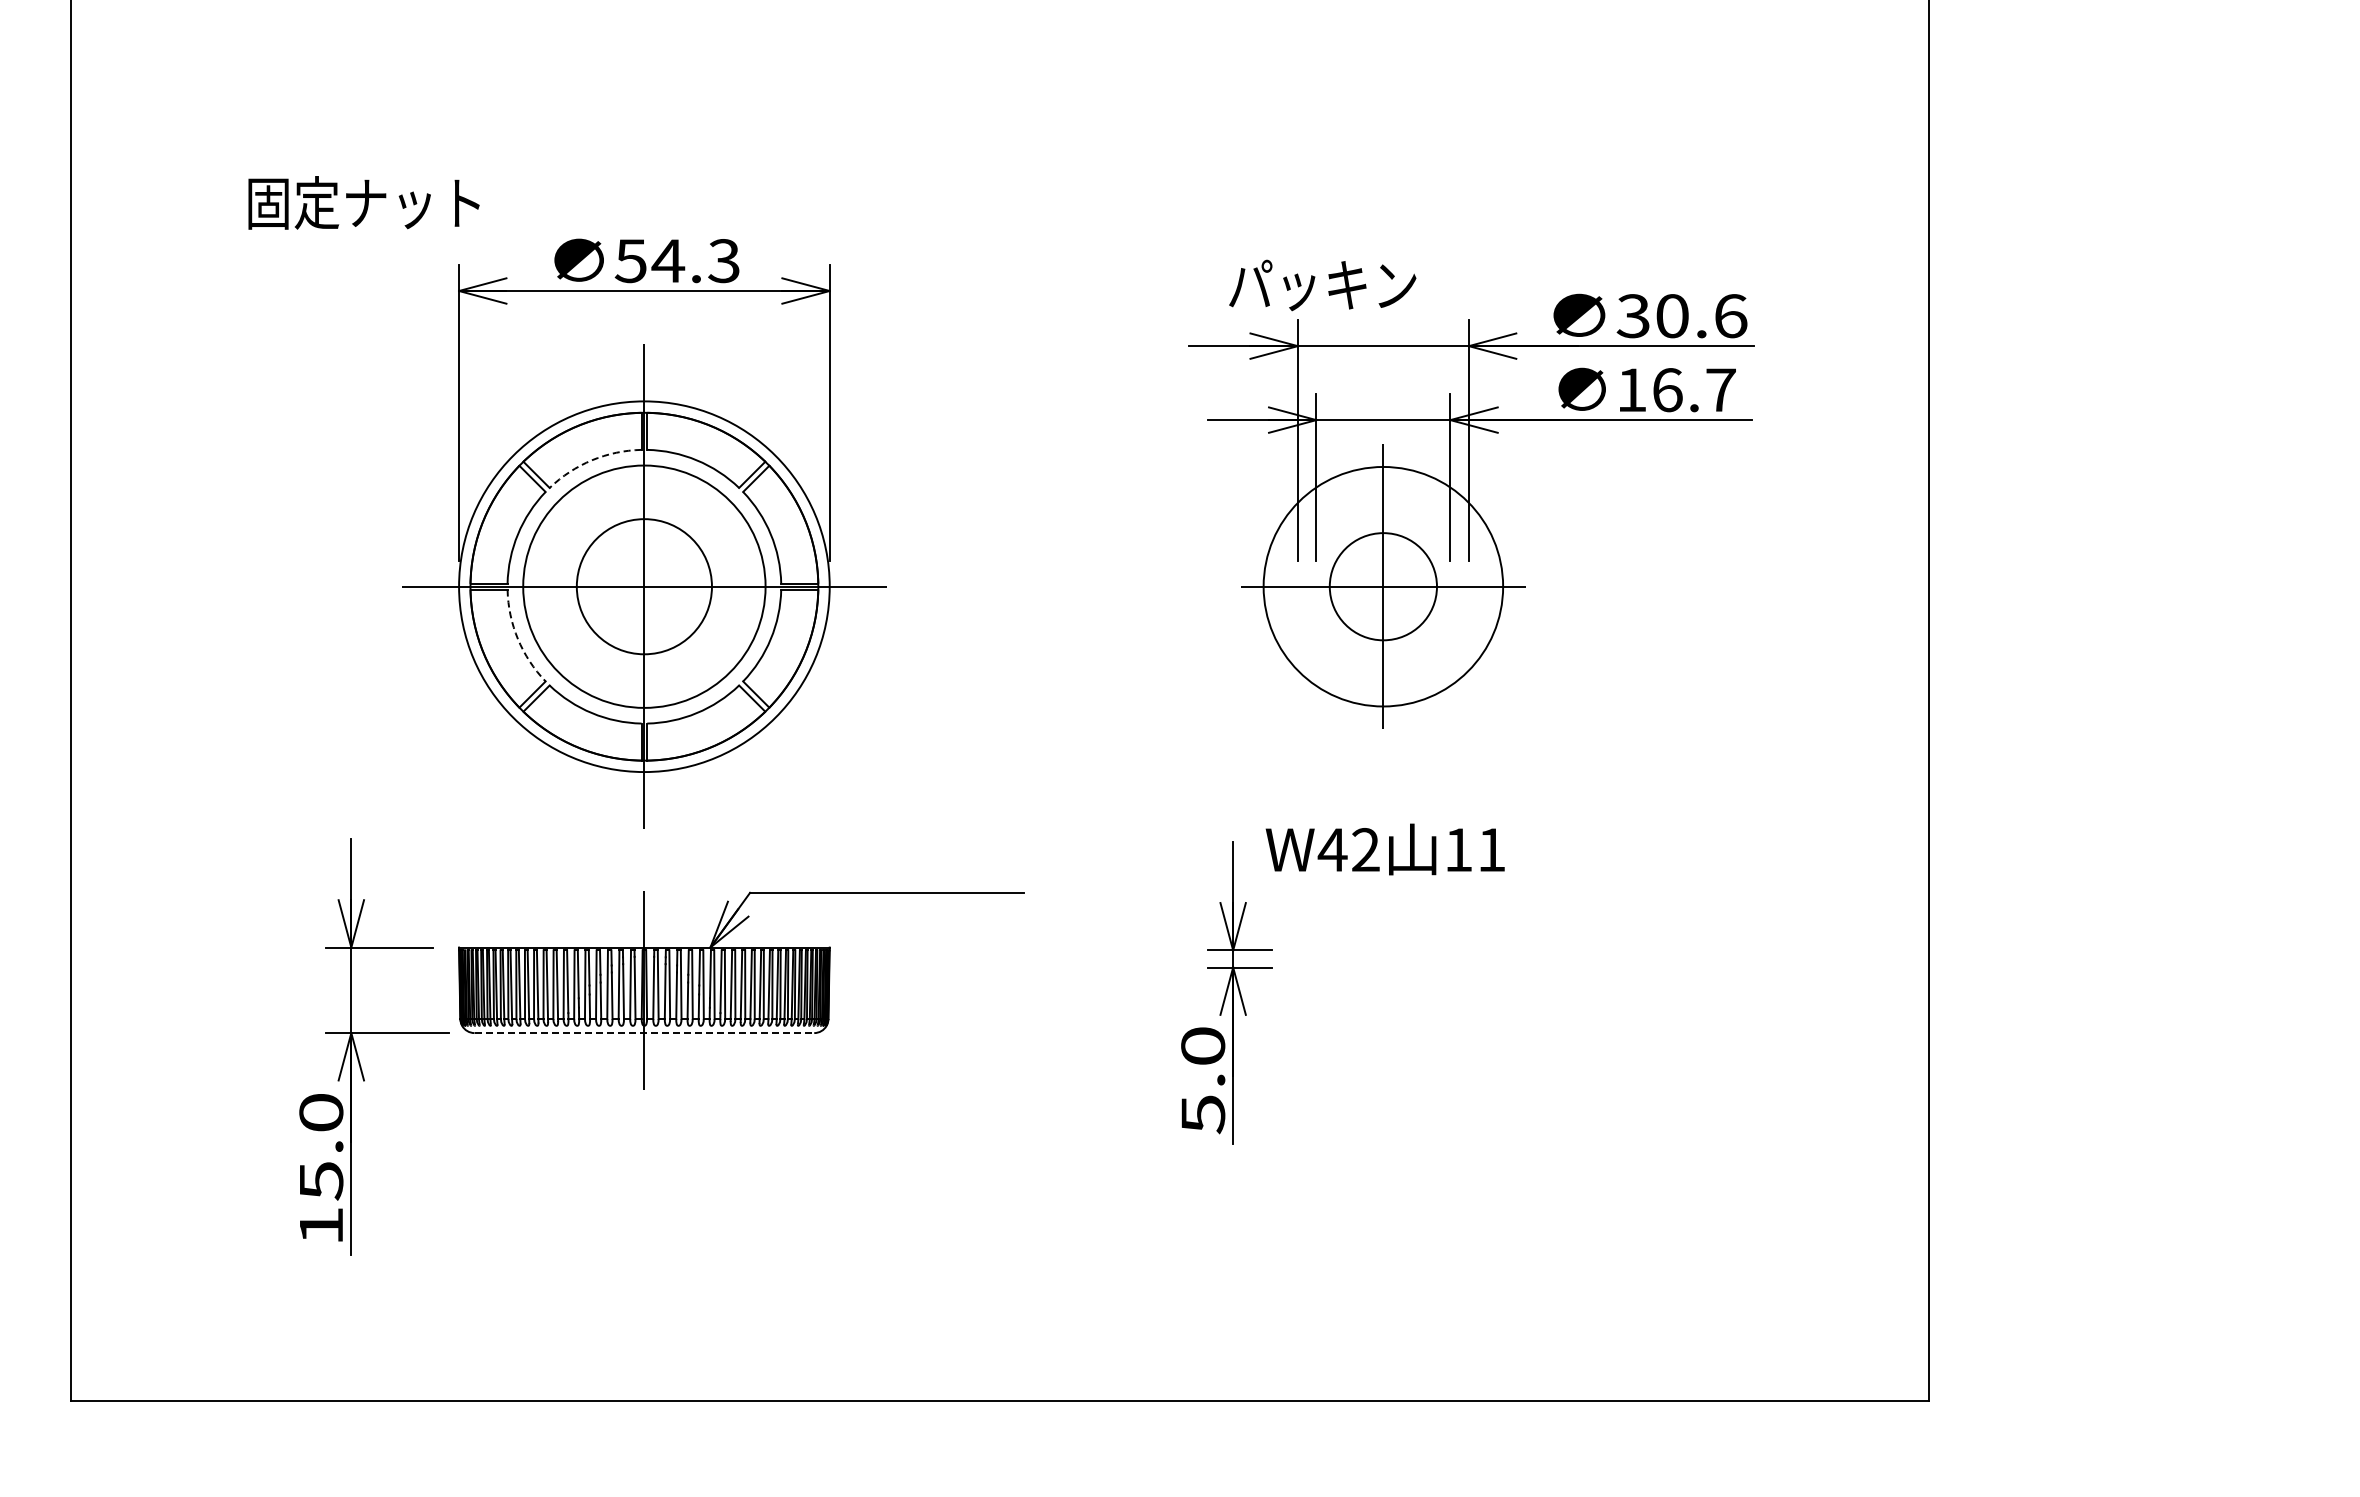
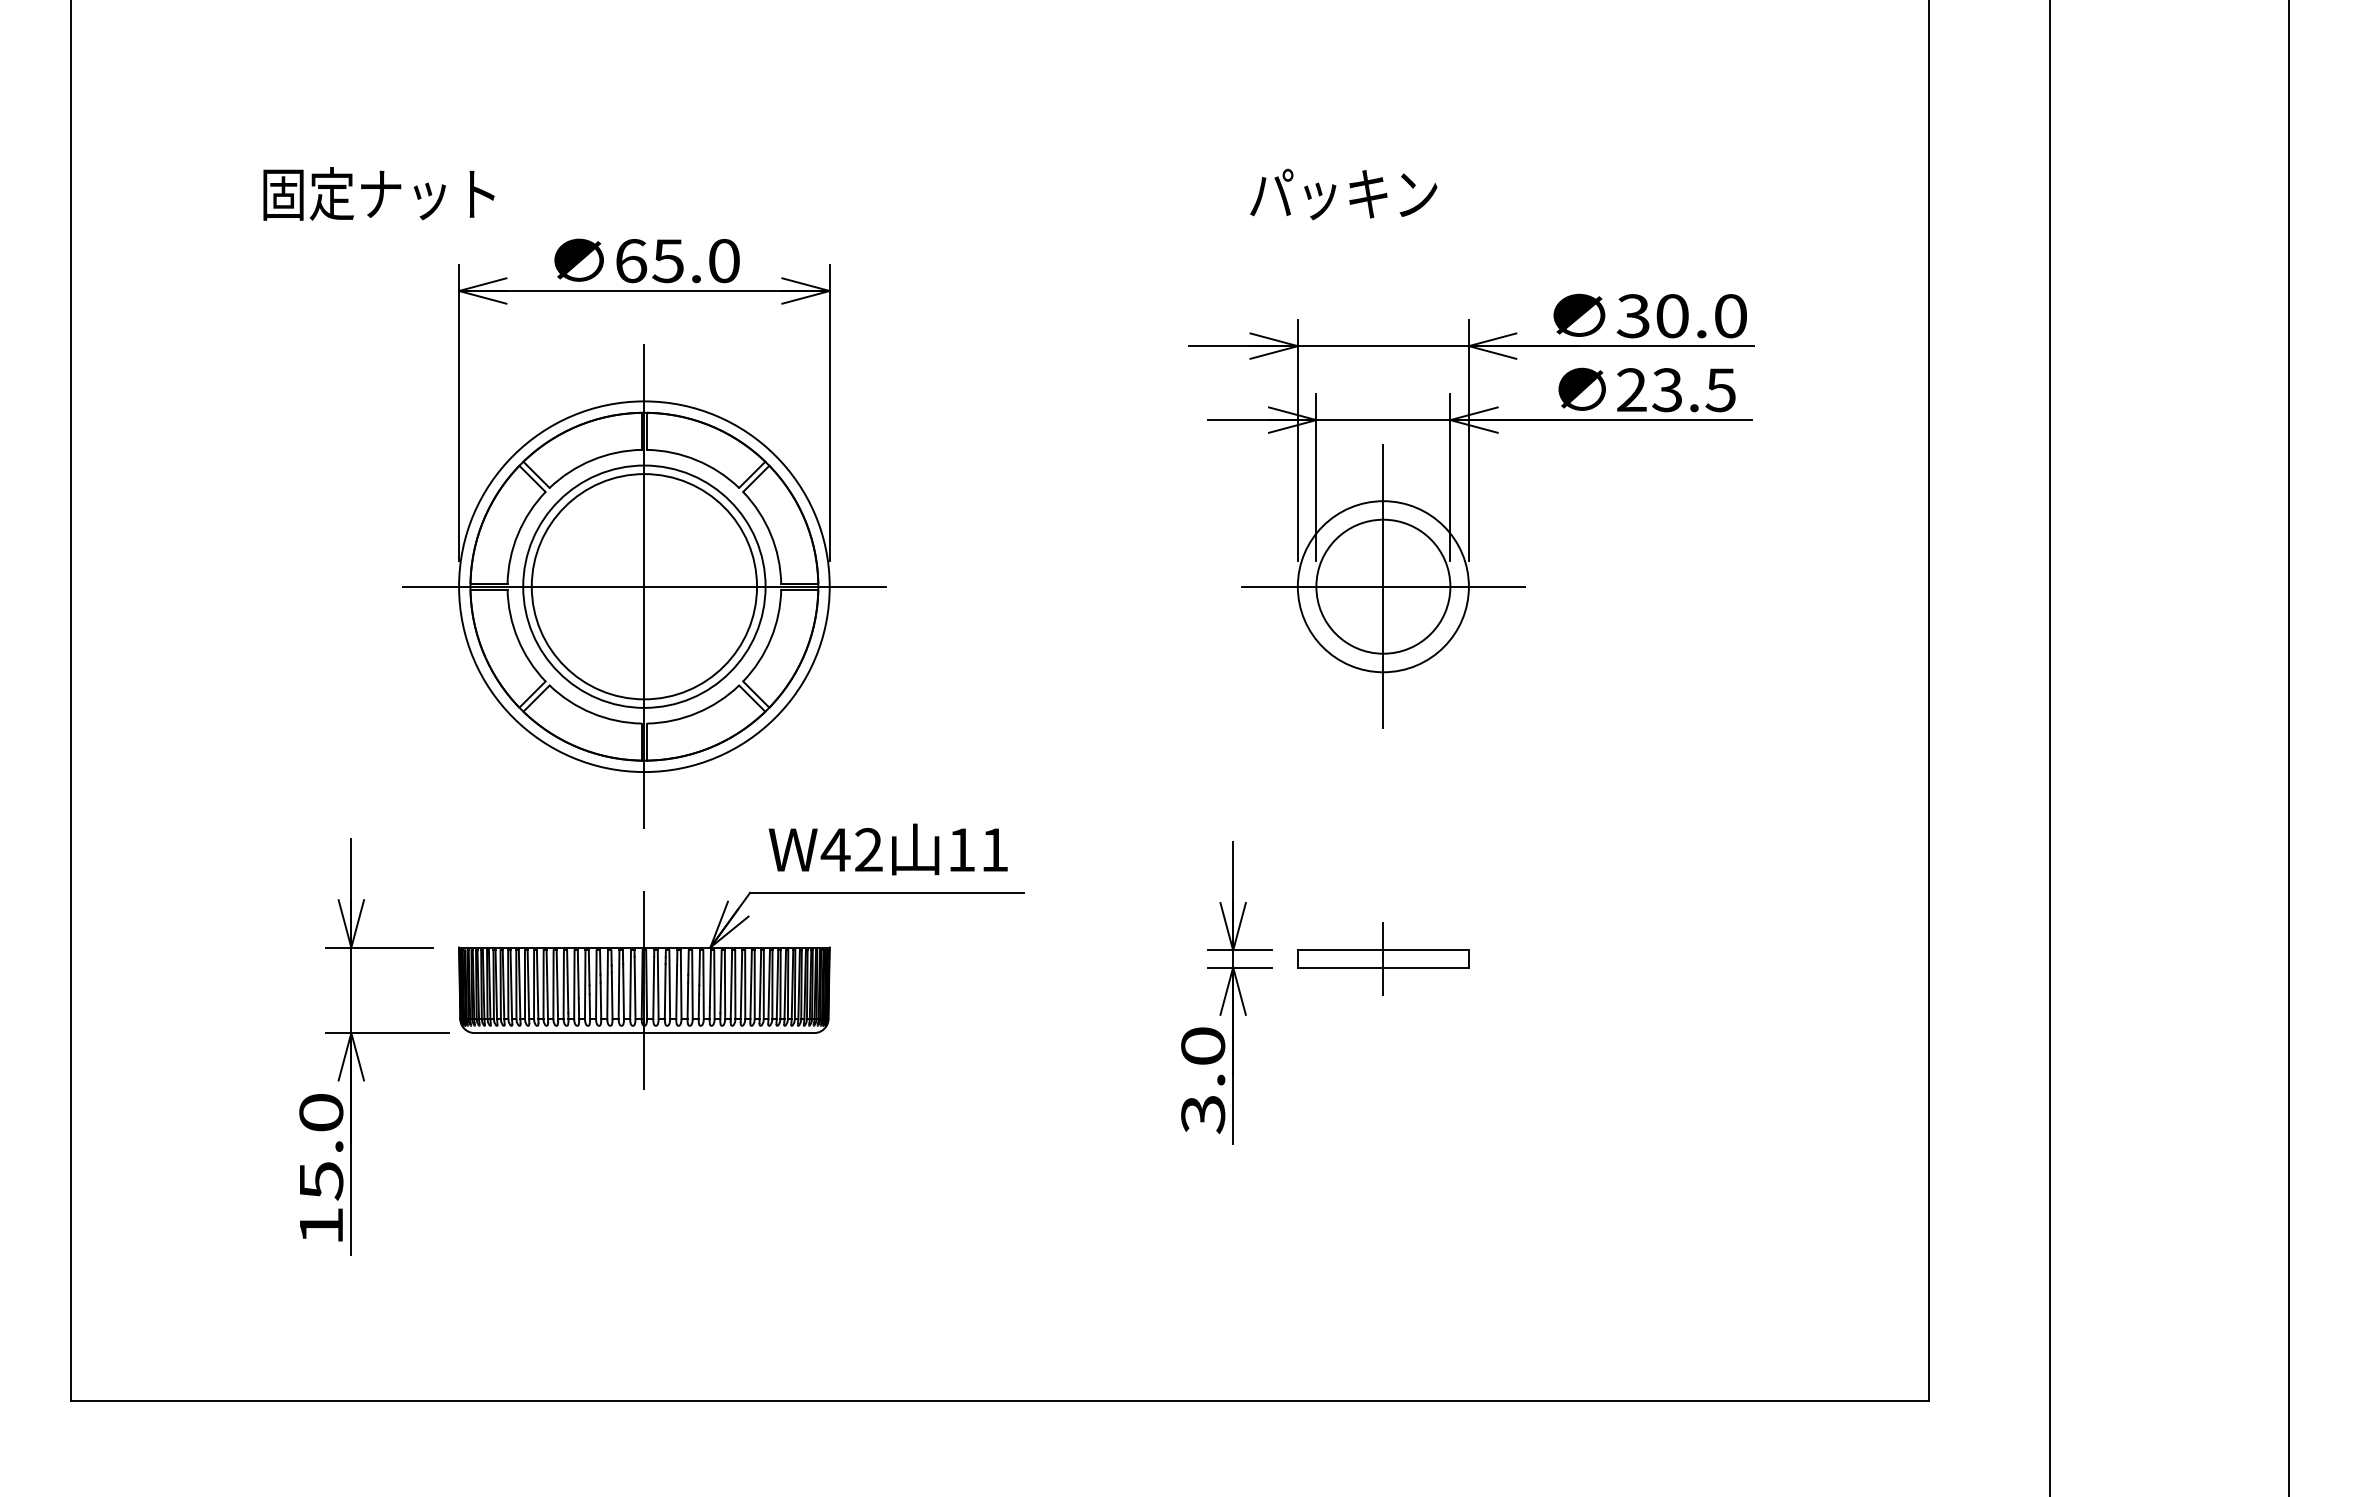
text position: (363, 202) -> (378, 193) (378, 193)
text: 54.3 -> 65.0 (676, 261)
text position: (1322, 285) -> (1343, 194) (1343, 194)
text: 30.6 -> 30.0 (1731, 316)
text: 16.7 -> 23.5 (1676, 390)
arc: dashed -> solid (592, 460)
circle diameter: 135 px -> 225 px (644, 586)
circle diameter: 107 px -> 134 px (1383, 586)
circle diameter: 240 px -> 171 px (1382, 586)
arc: dashed -> solid (517, 639)
line: none -> present (2049, 747)
line: none -> present (2289, 747)
text position: (1384, 849) -> (887, 849) (887, 849)
part: none -> present (1383, 958)
line: dashed -> solid (644, 1033)
text: 5.0 -> 3.0 (1202, 1114)
